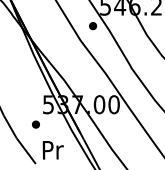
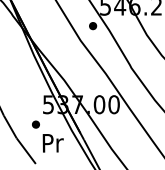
text position: (52, 150) -> (52, 143) (52, 143)
